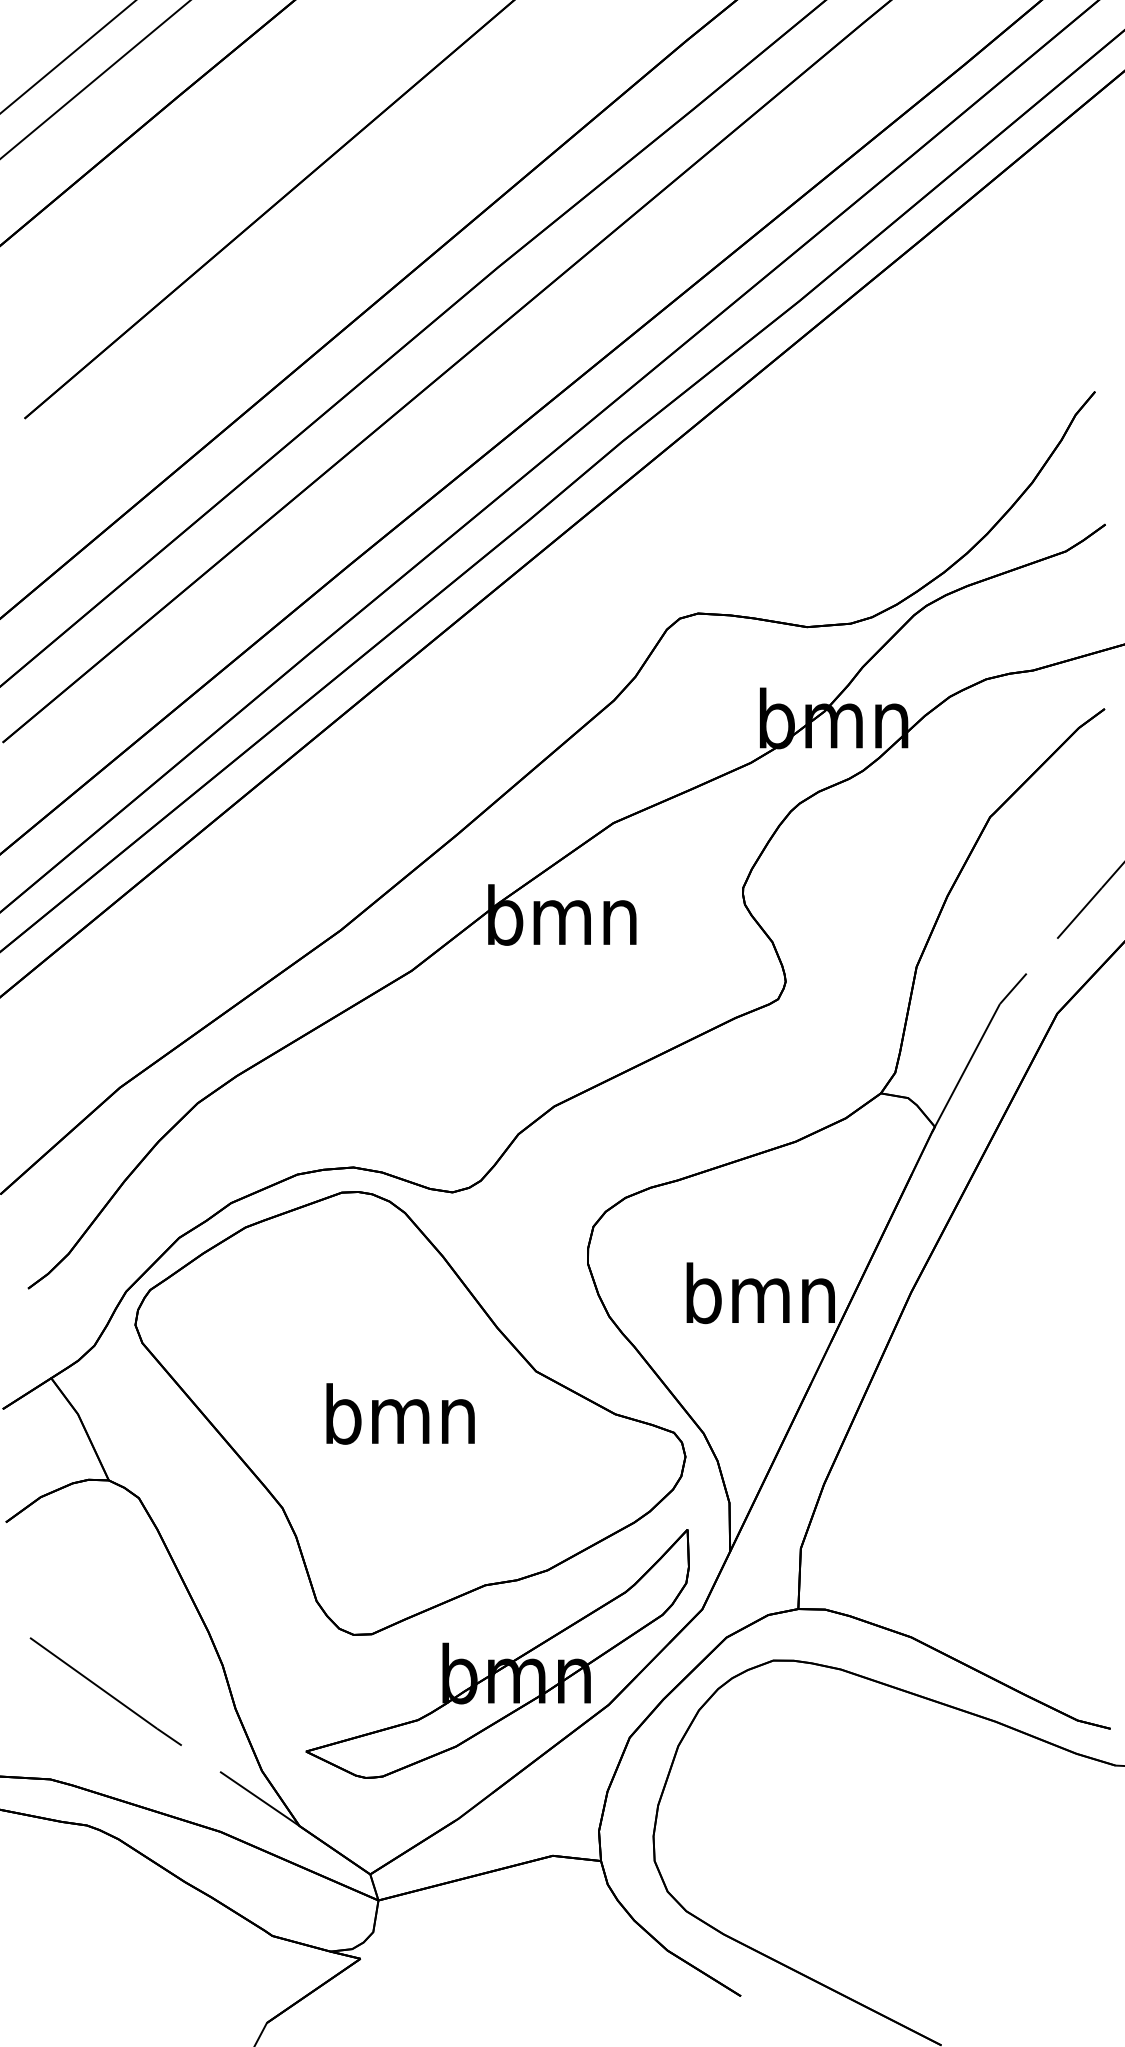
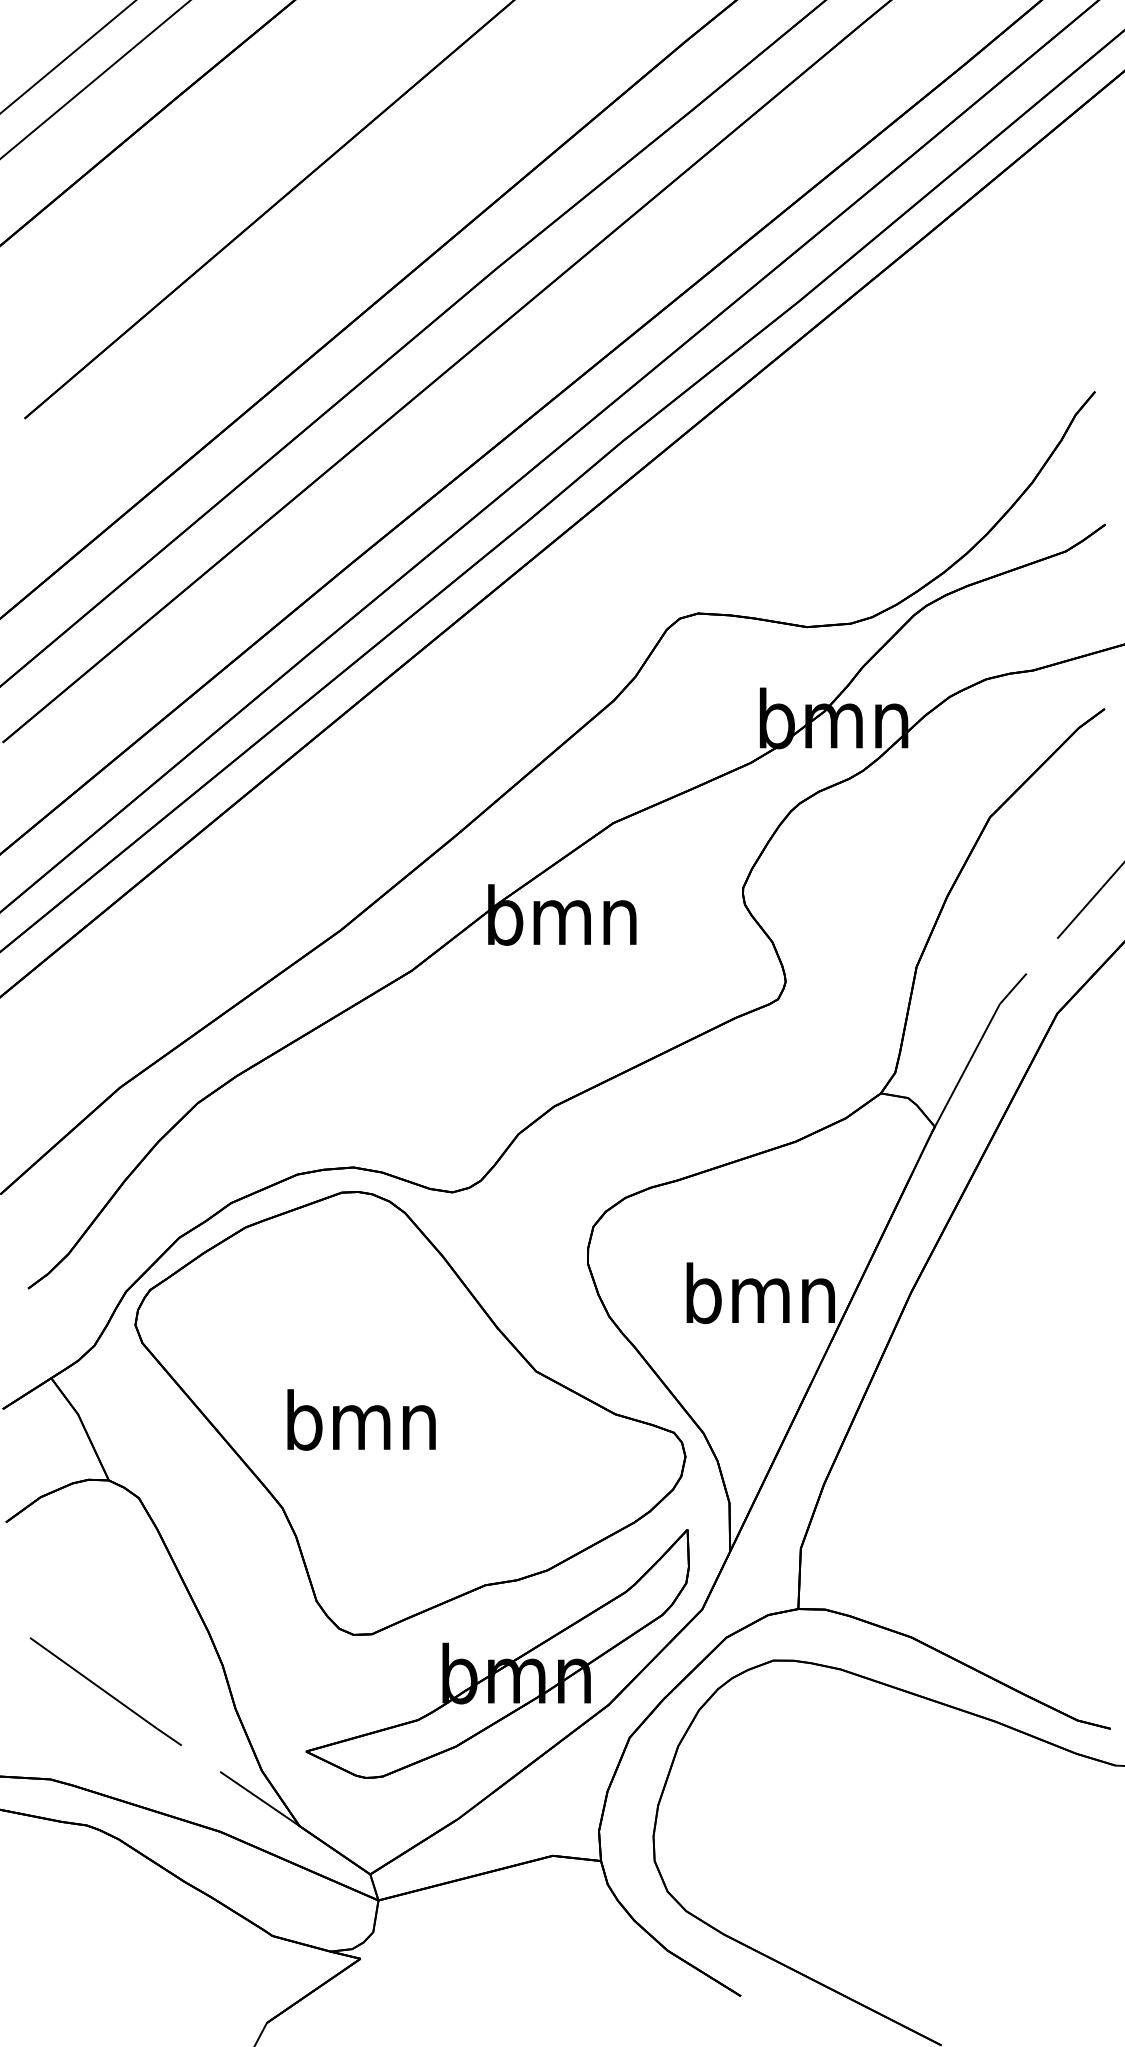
text position: (400, 1413) -> (361, 1419) (361, 1419)
